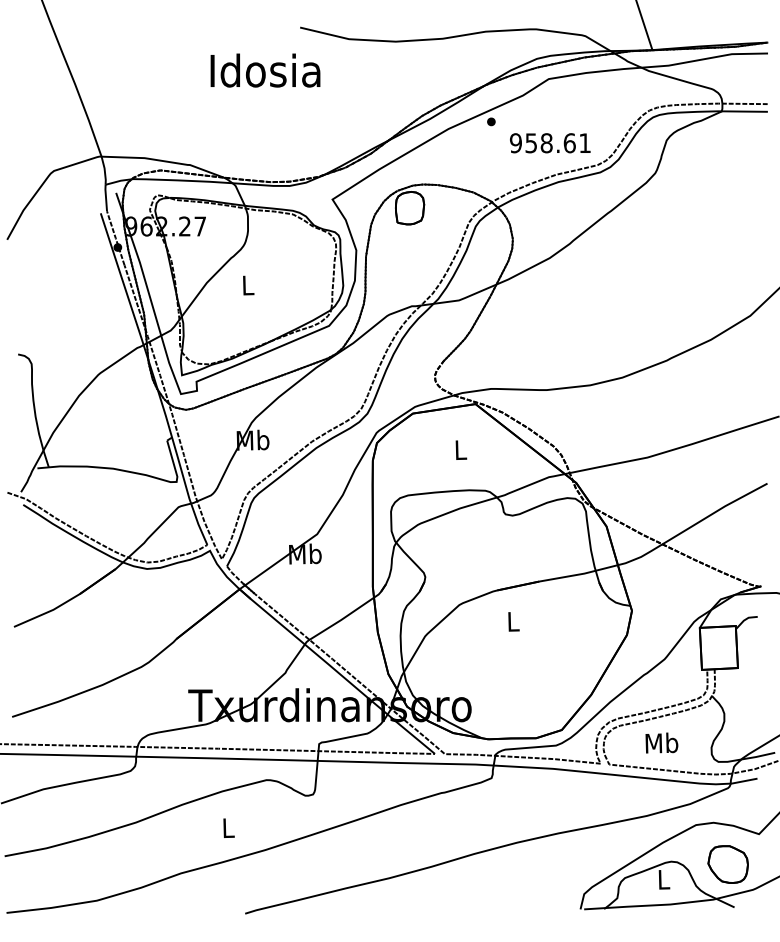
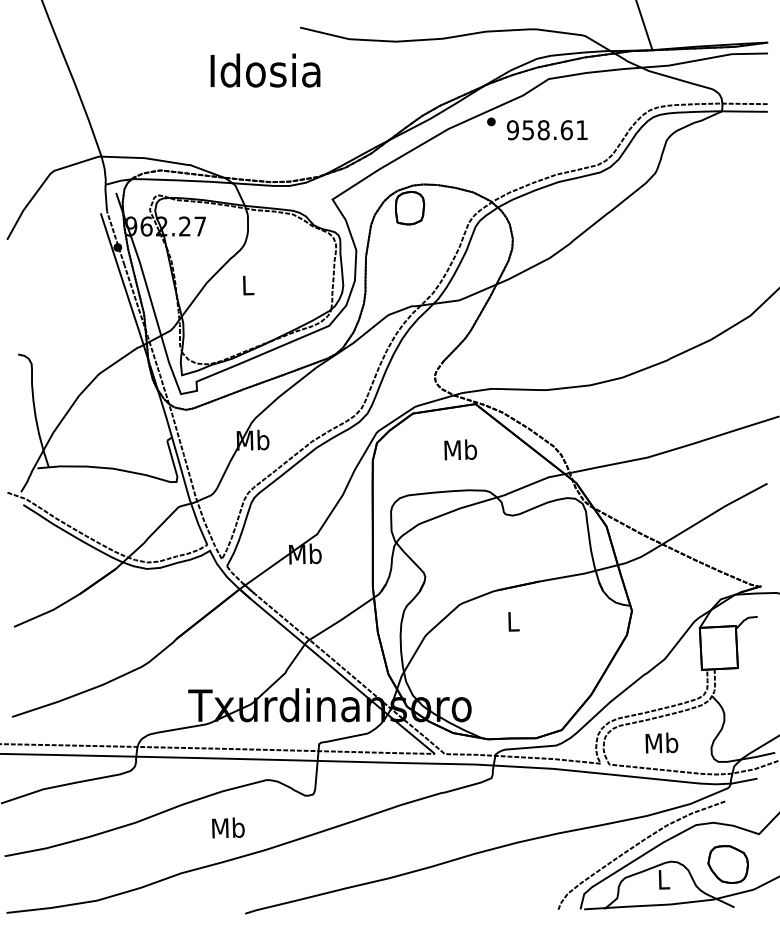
text position: (550, 143) -> (547, 130) (547, 130)
text: L -> Mb (460, 449)
text: L -> Mb (228, 827)
curve: none -> present (637, 845)
